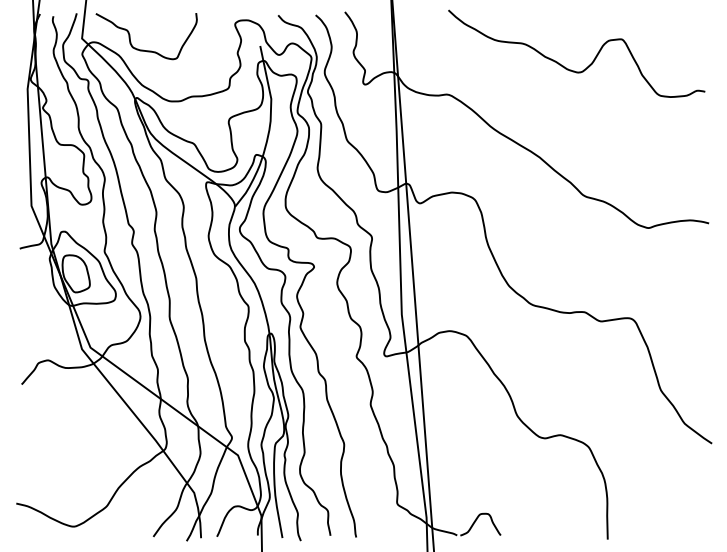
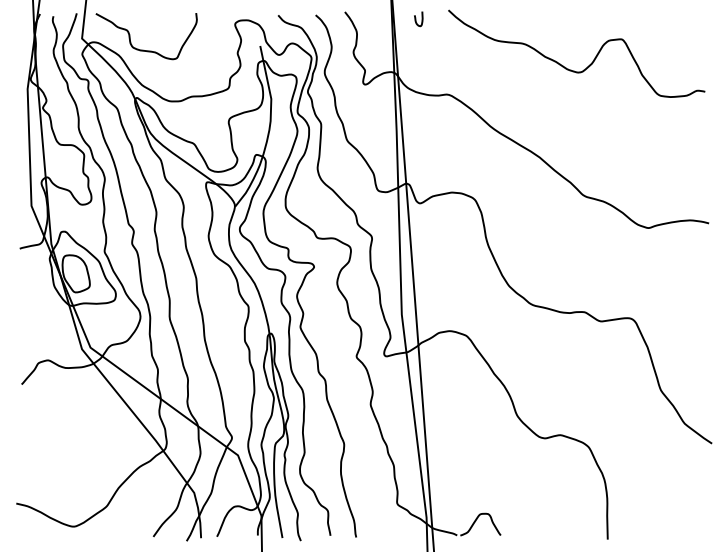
curve: none -> present (416, 19)
